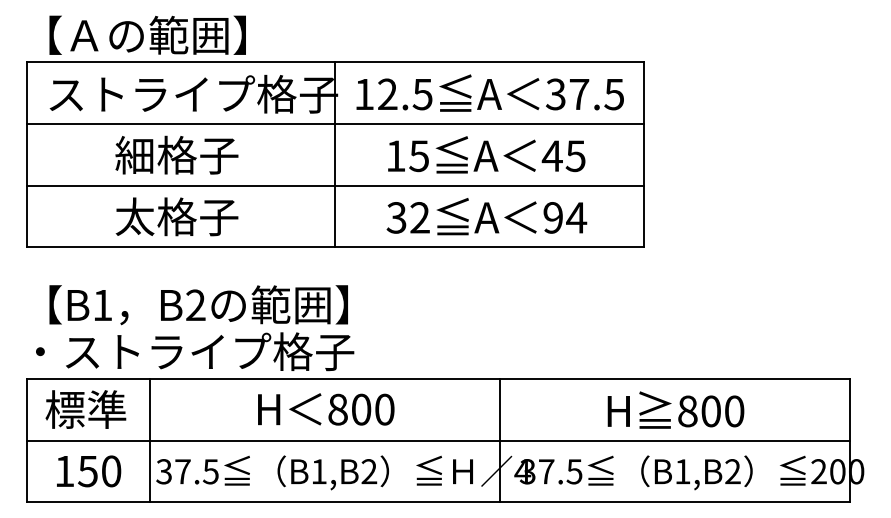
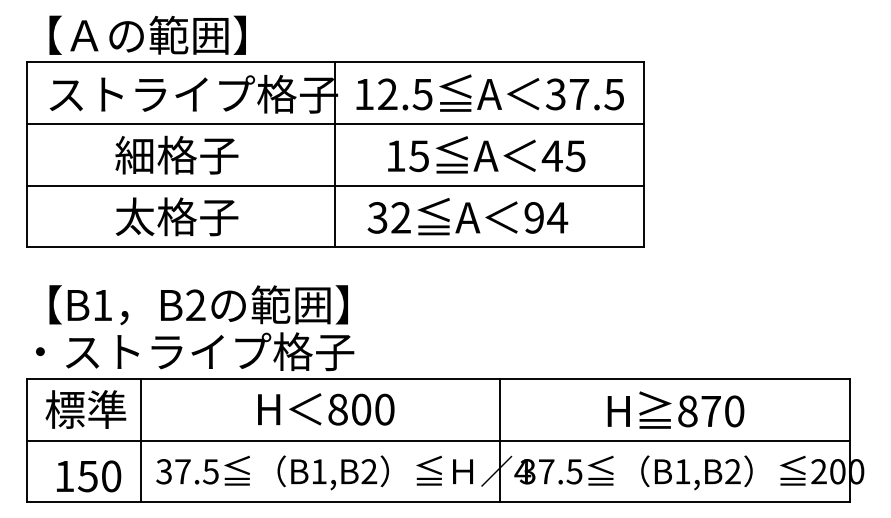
text position: (486, 216) -> (467, 216) (467, 216)
text: 800 -> 870 (710, 411)
line position: (150, 440) -> (141, 440) (141, 440)
text position: (89, 471) -> (89, 476) (89, 476)
